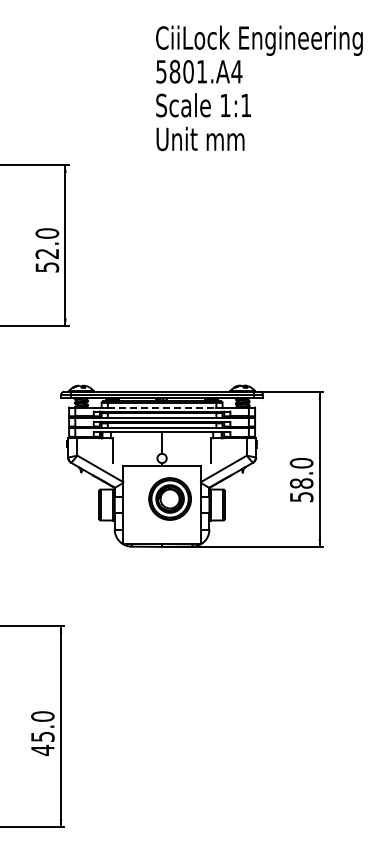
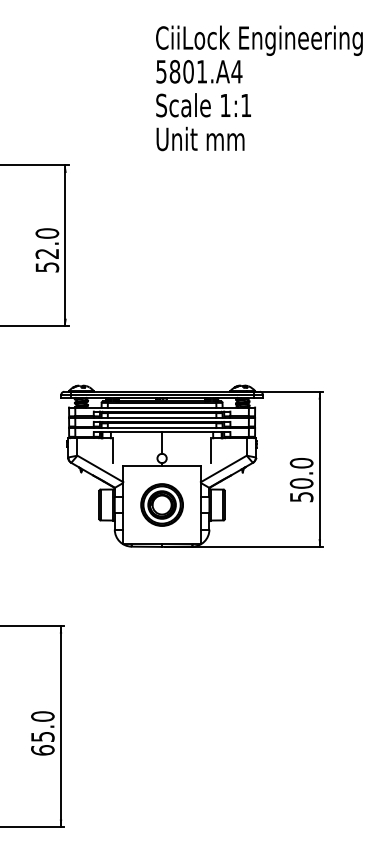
line: dashed -> solid (162, 407)
text: 58.0 -> 50.0 (301, 483)
part position: (169, 498) -> (161, 504) (161, 504)
text: 45.0 -> 65.0 (42, 750)
